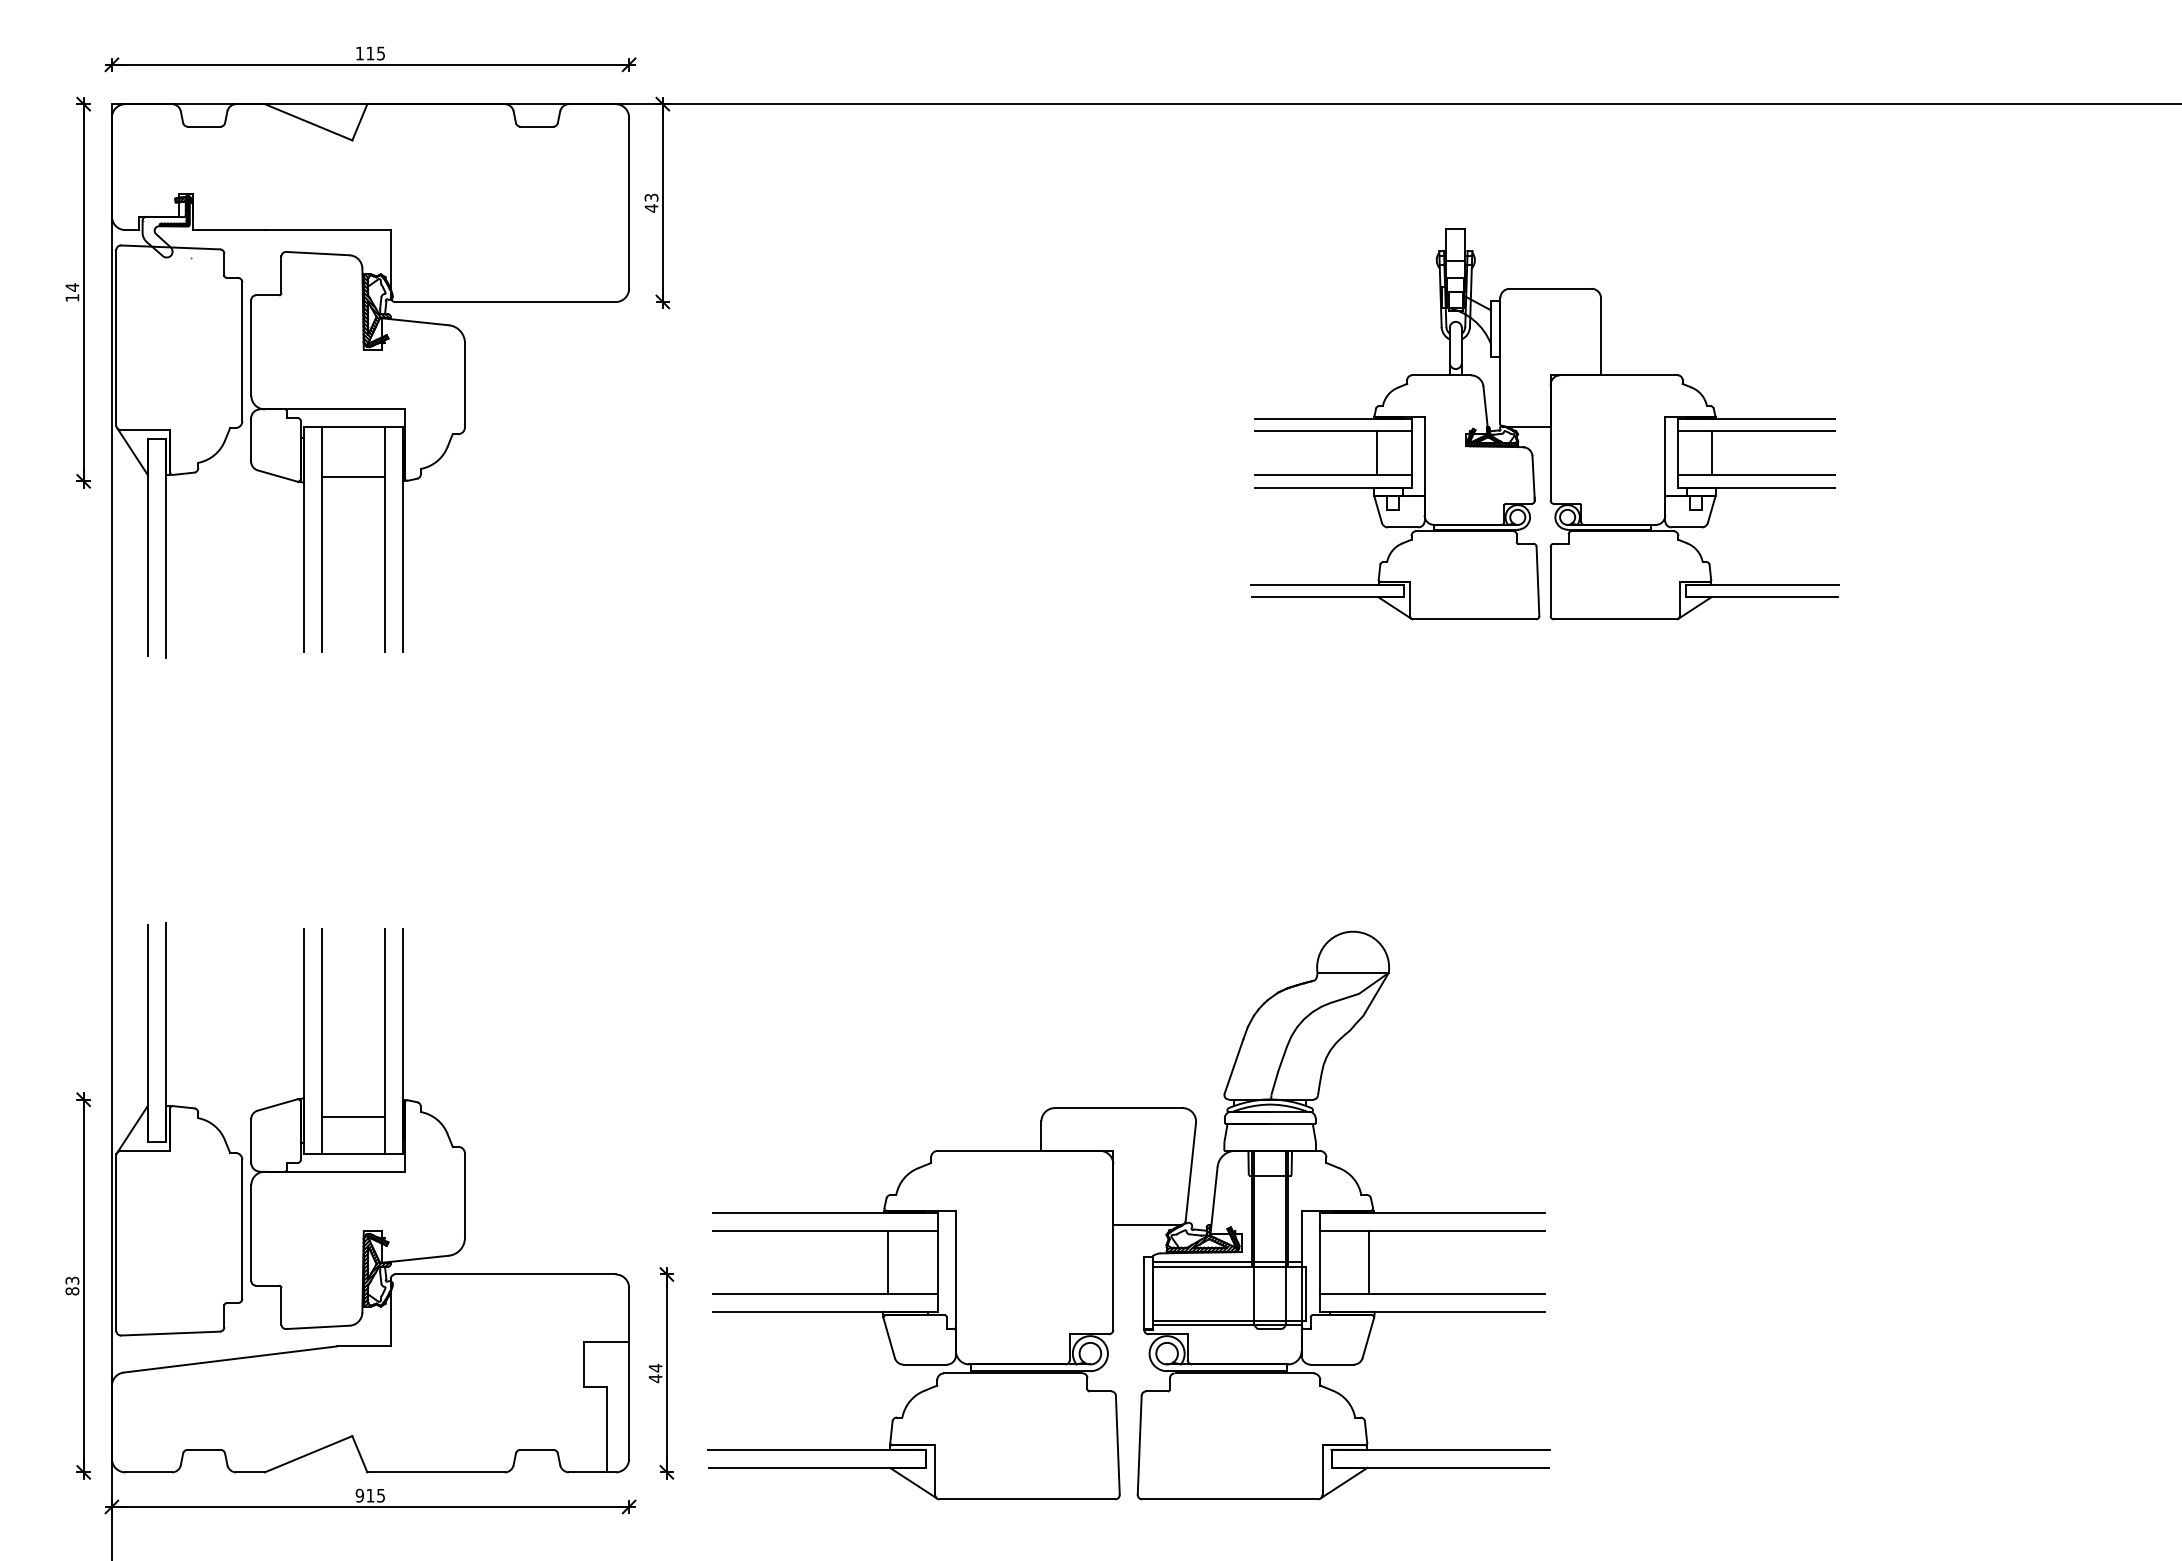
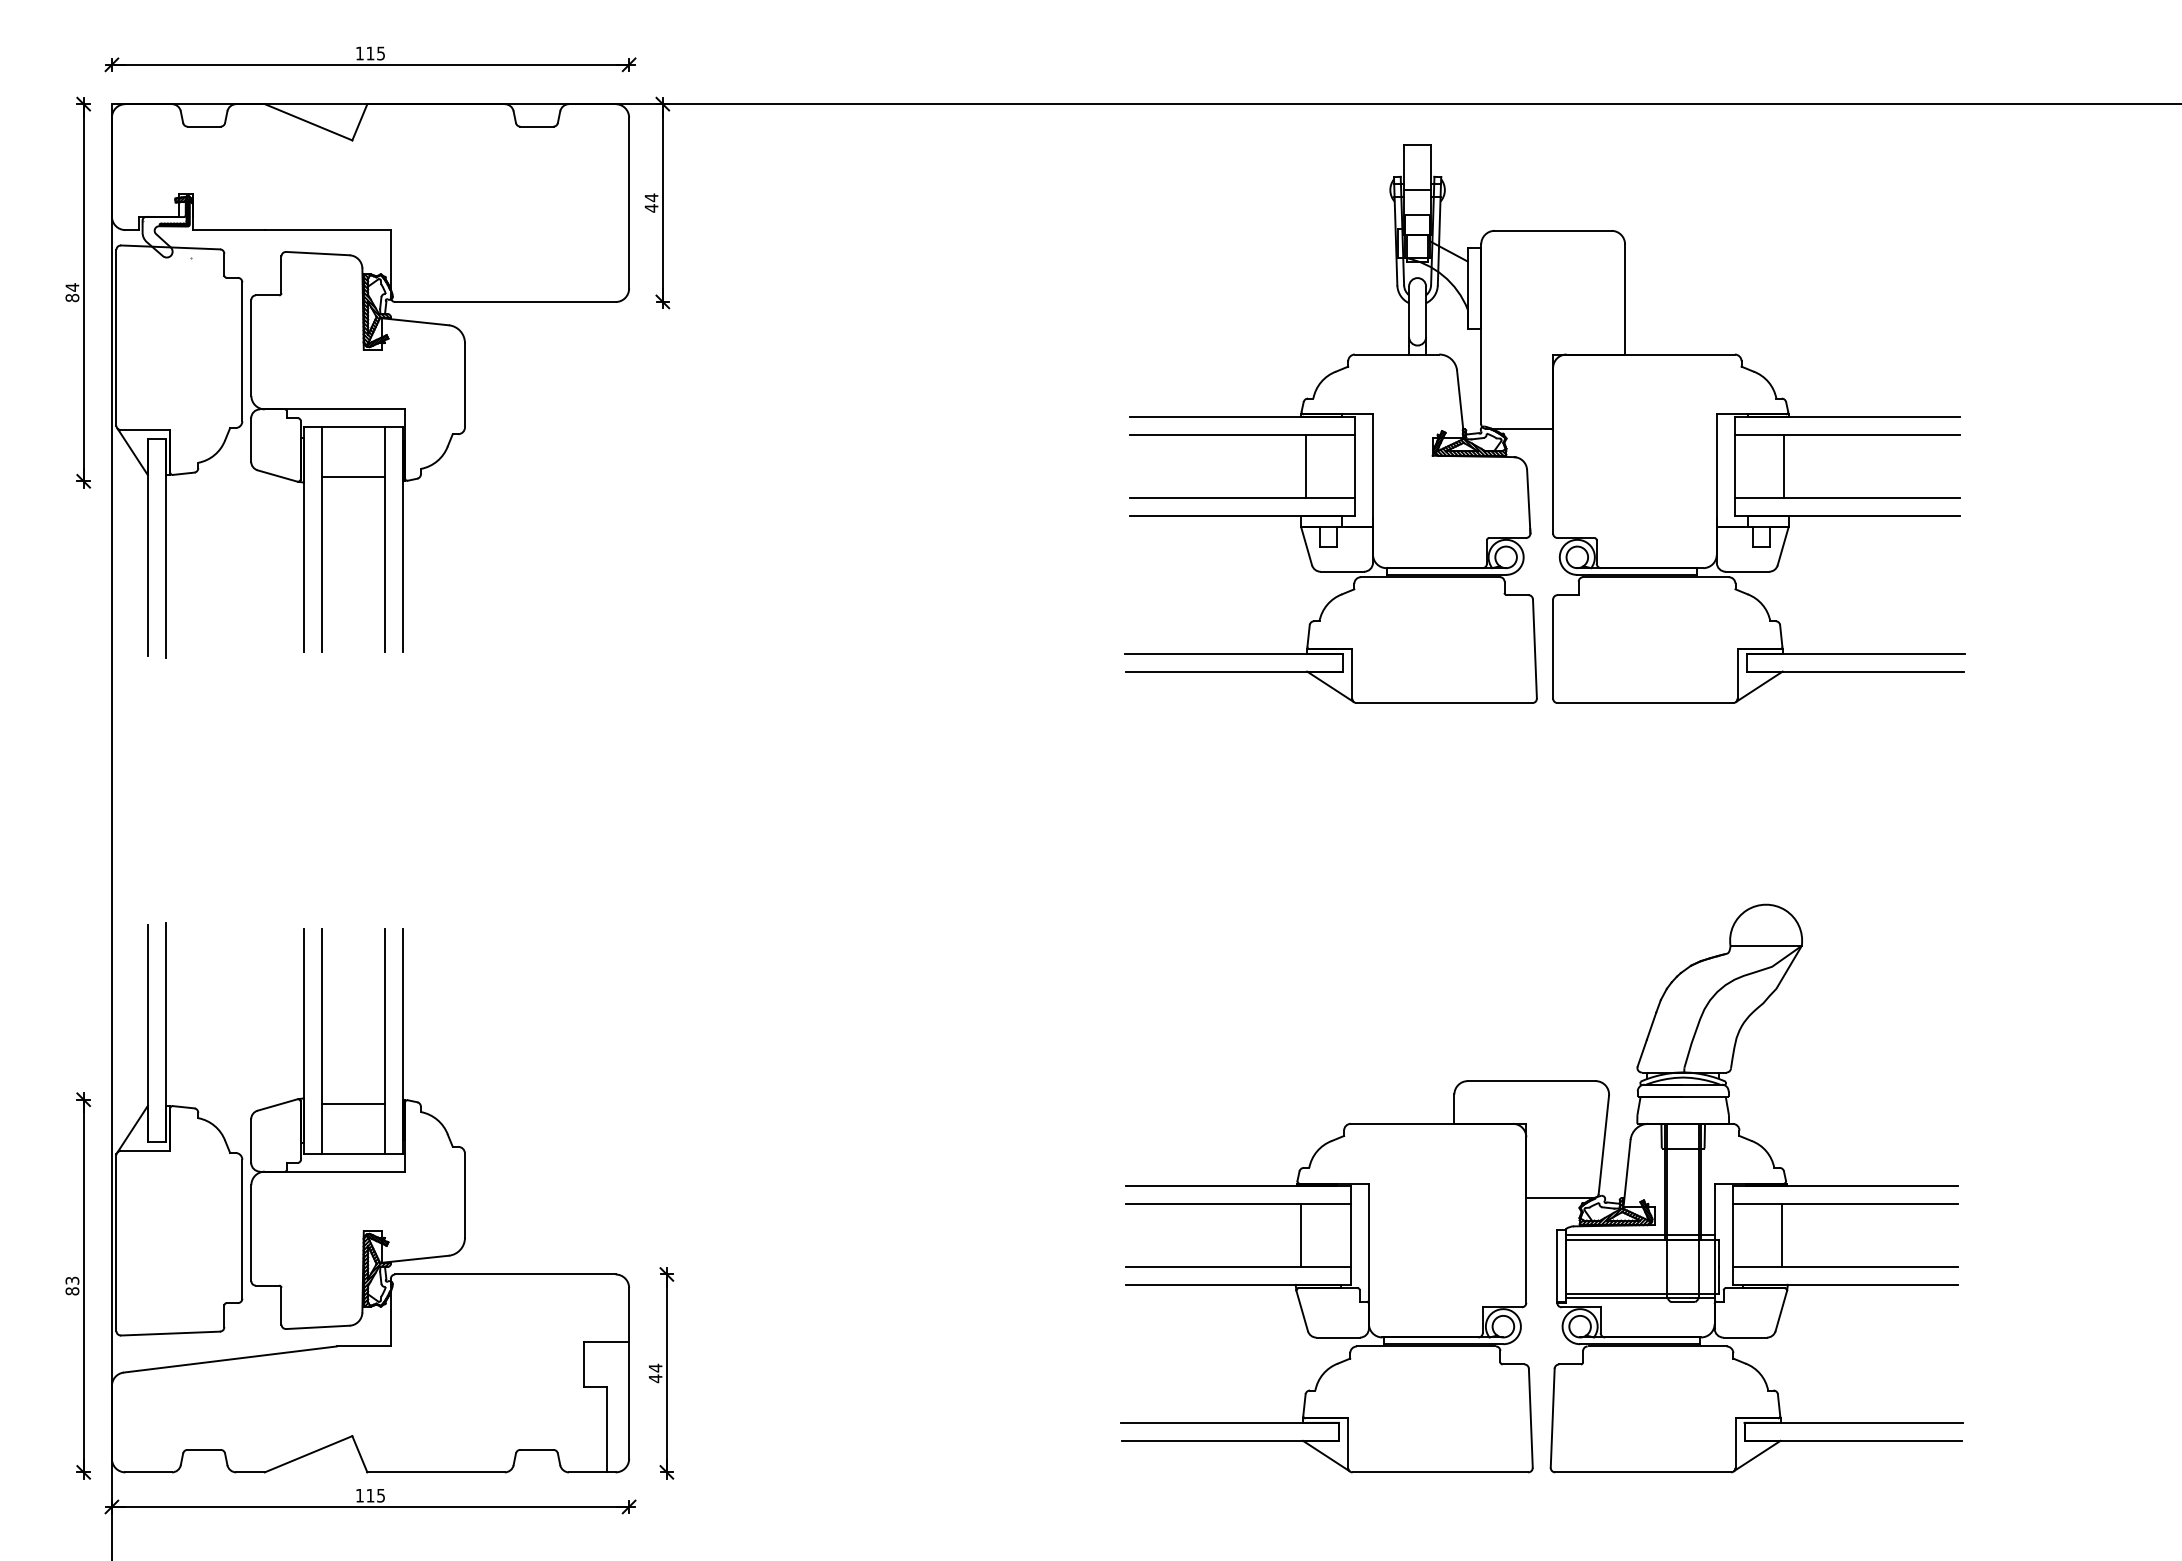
text: 43 -> 44 (651, 197)
text: 14 -> 84 (72, 297)
part size: 590x393 px -> 842x560 px (1544, 423)
line position: (352, 1117) -> (352, 1104) (352, 1104)
part position: (1128, 1215) -> (1541, 1188) (1541, 1188)
text: 915 -> 115 (359, 1495)
